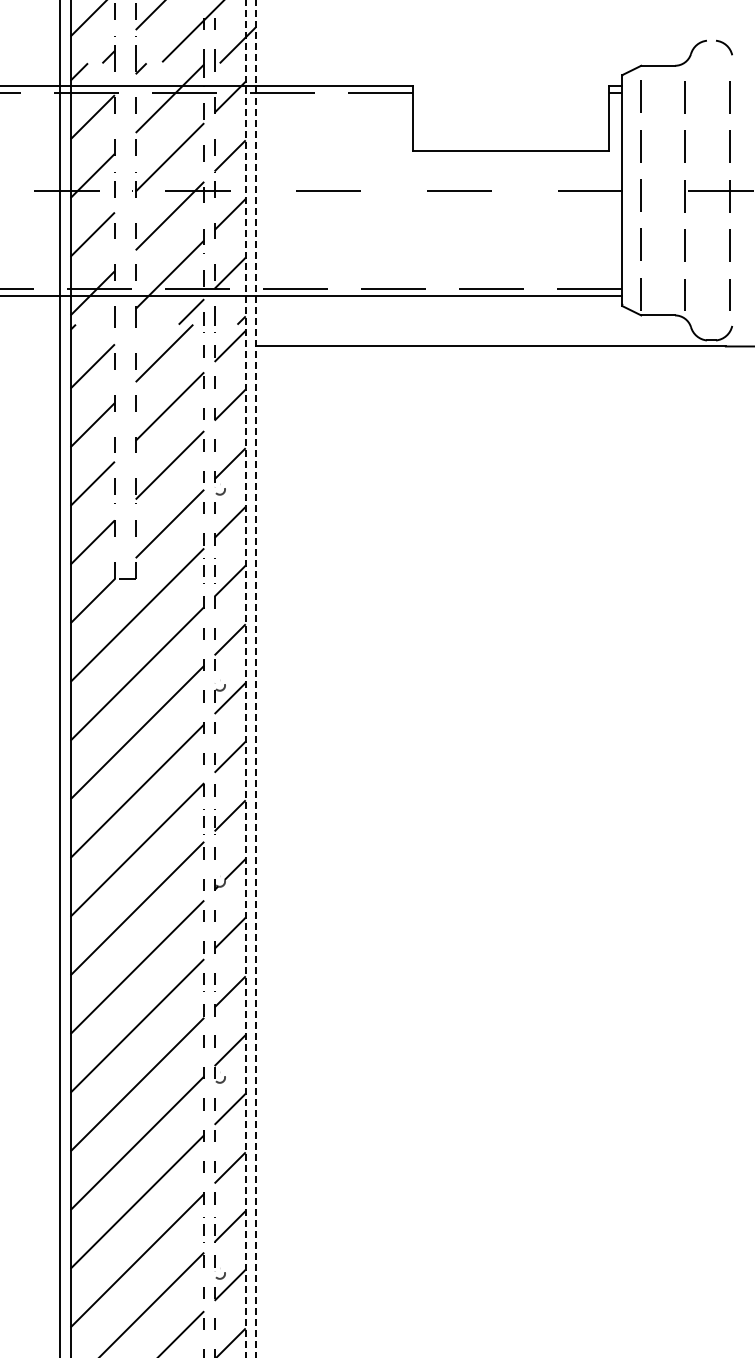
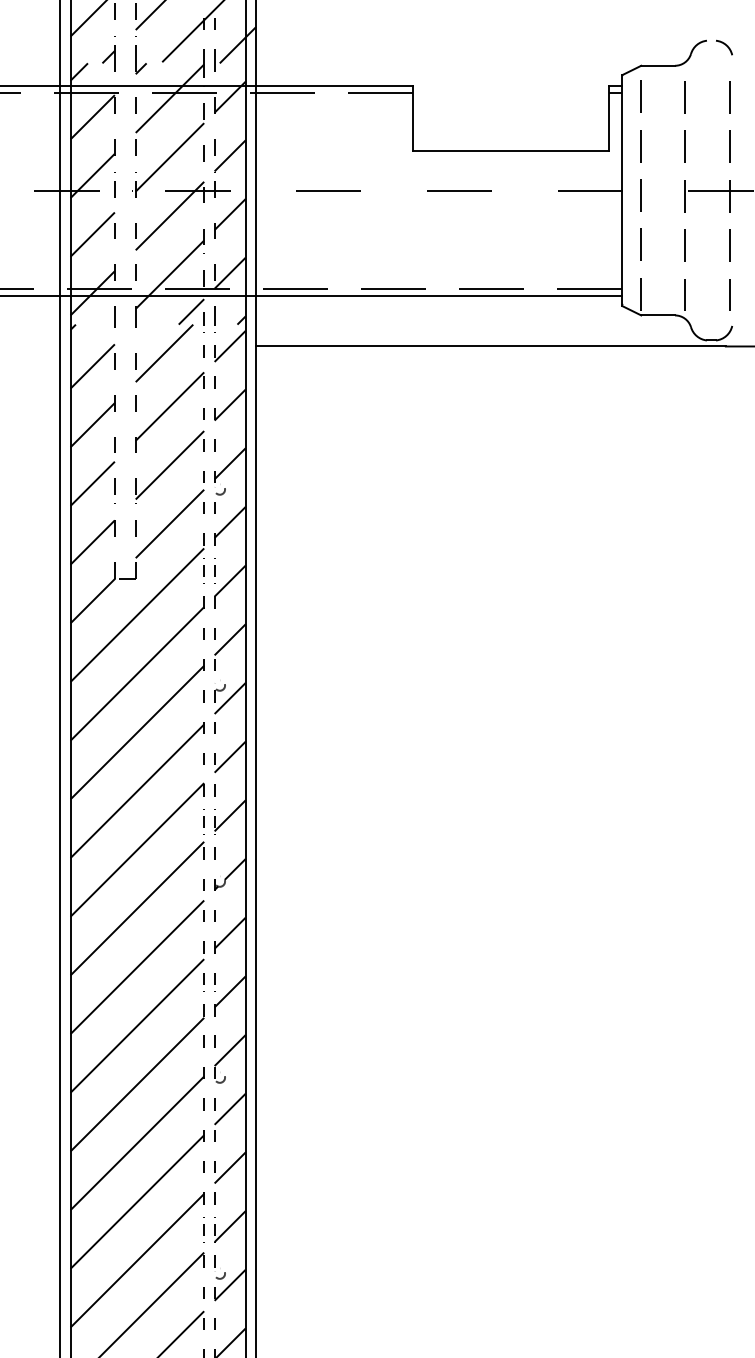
line: dashed -> solid (245, 679)
line: dashed -> solid (256, 679)
